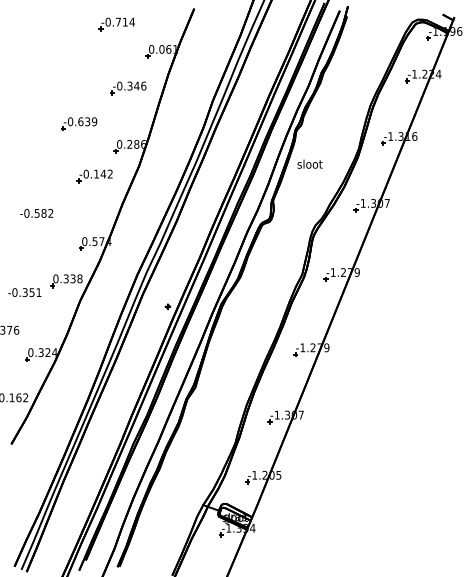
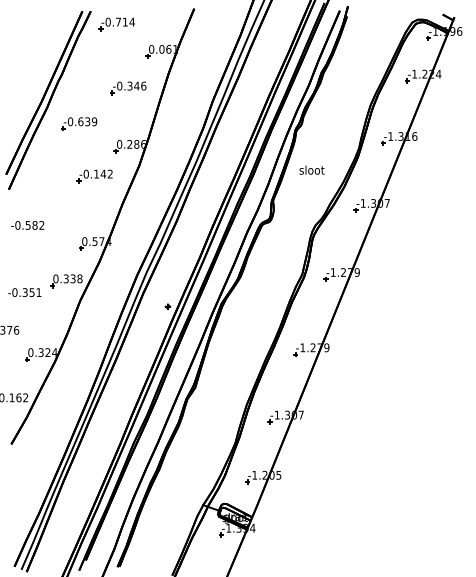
part: none -> present (48, 100)
text position: (309, 163) -> (311, 169) (311, 169)
text position: (36, 213) -> (27, 225) (27, 225)
